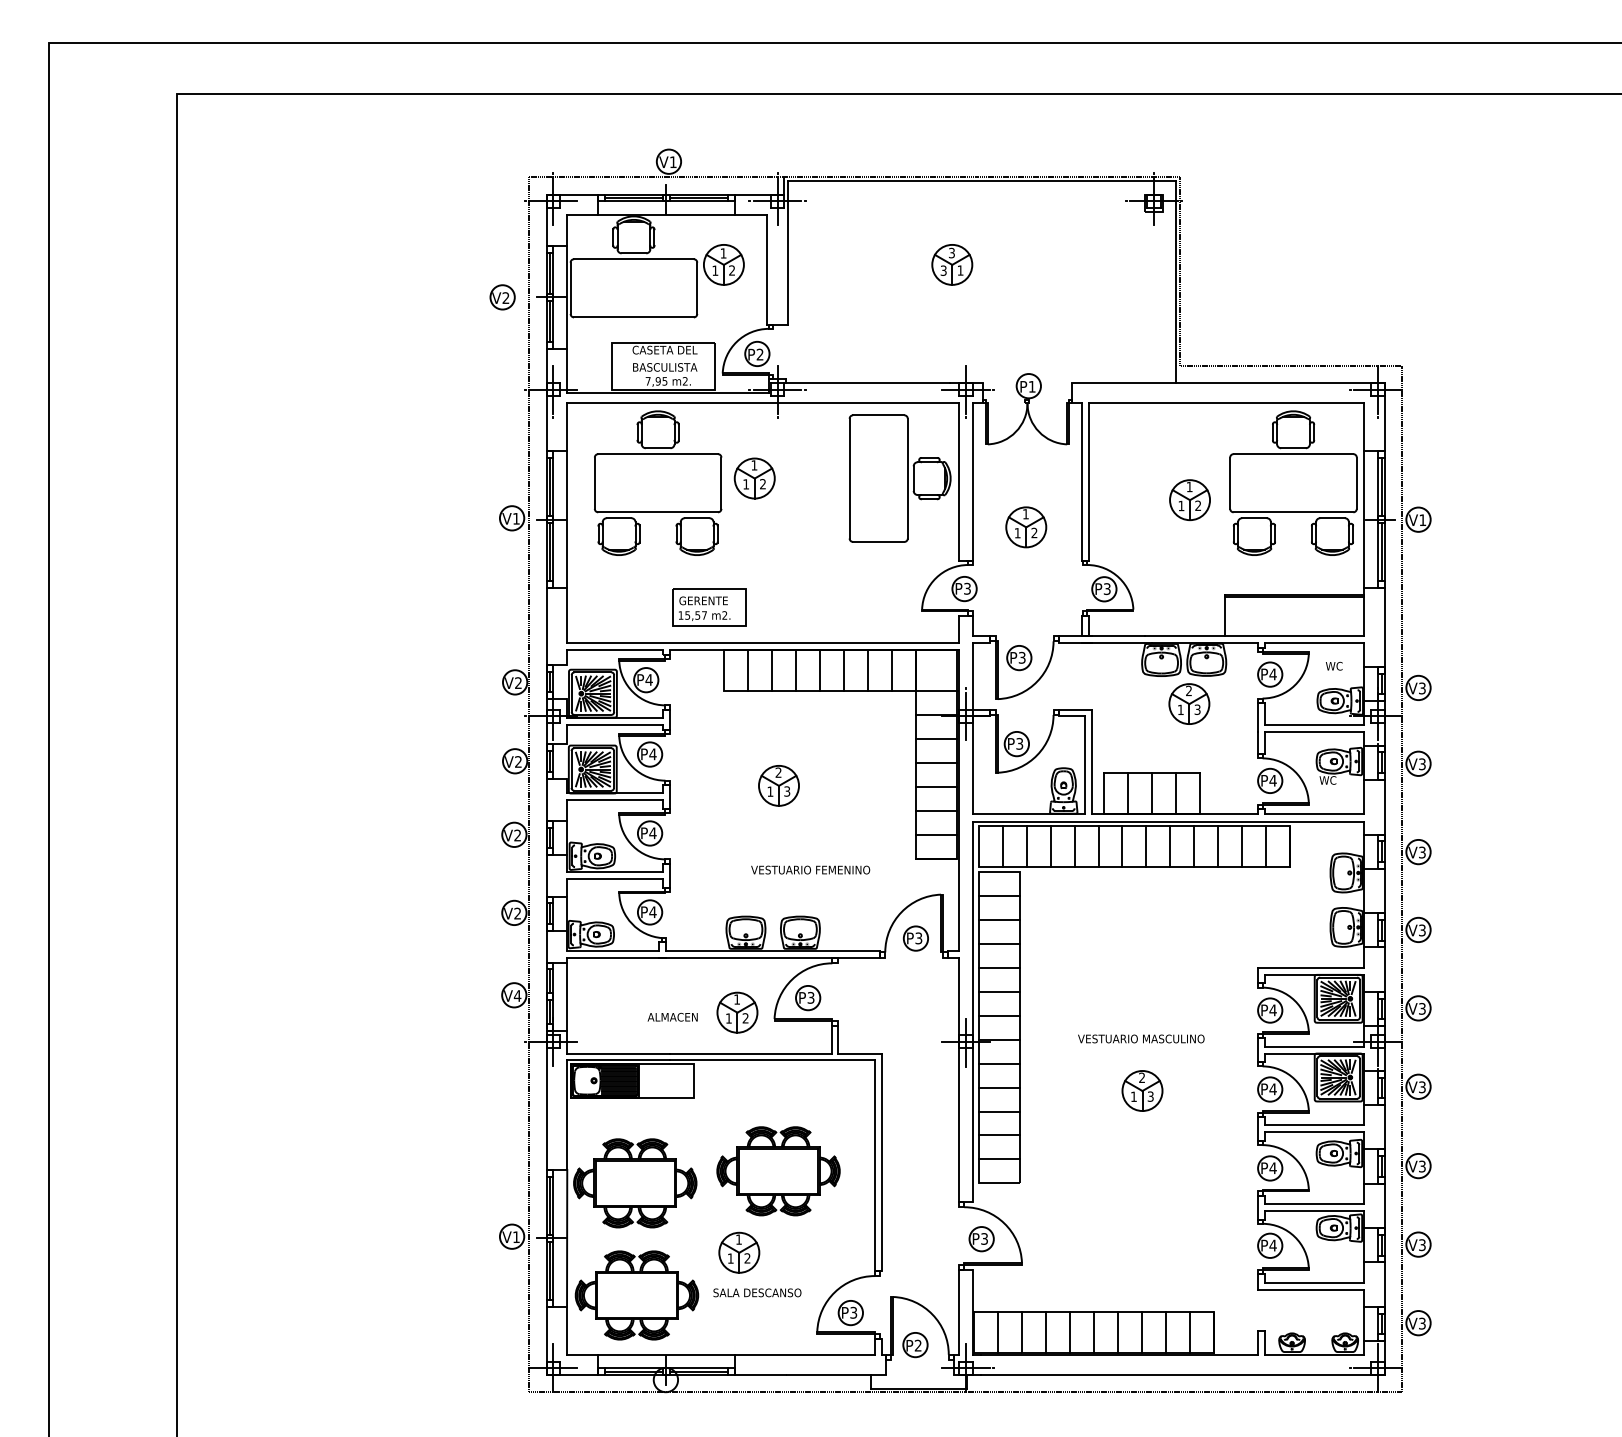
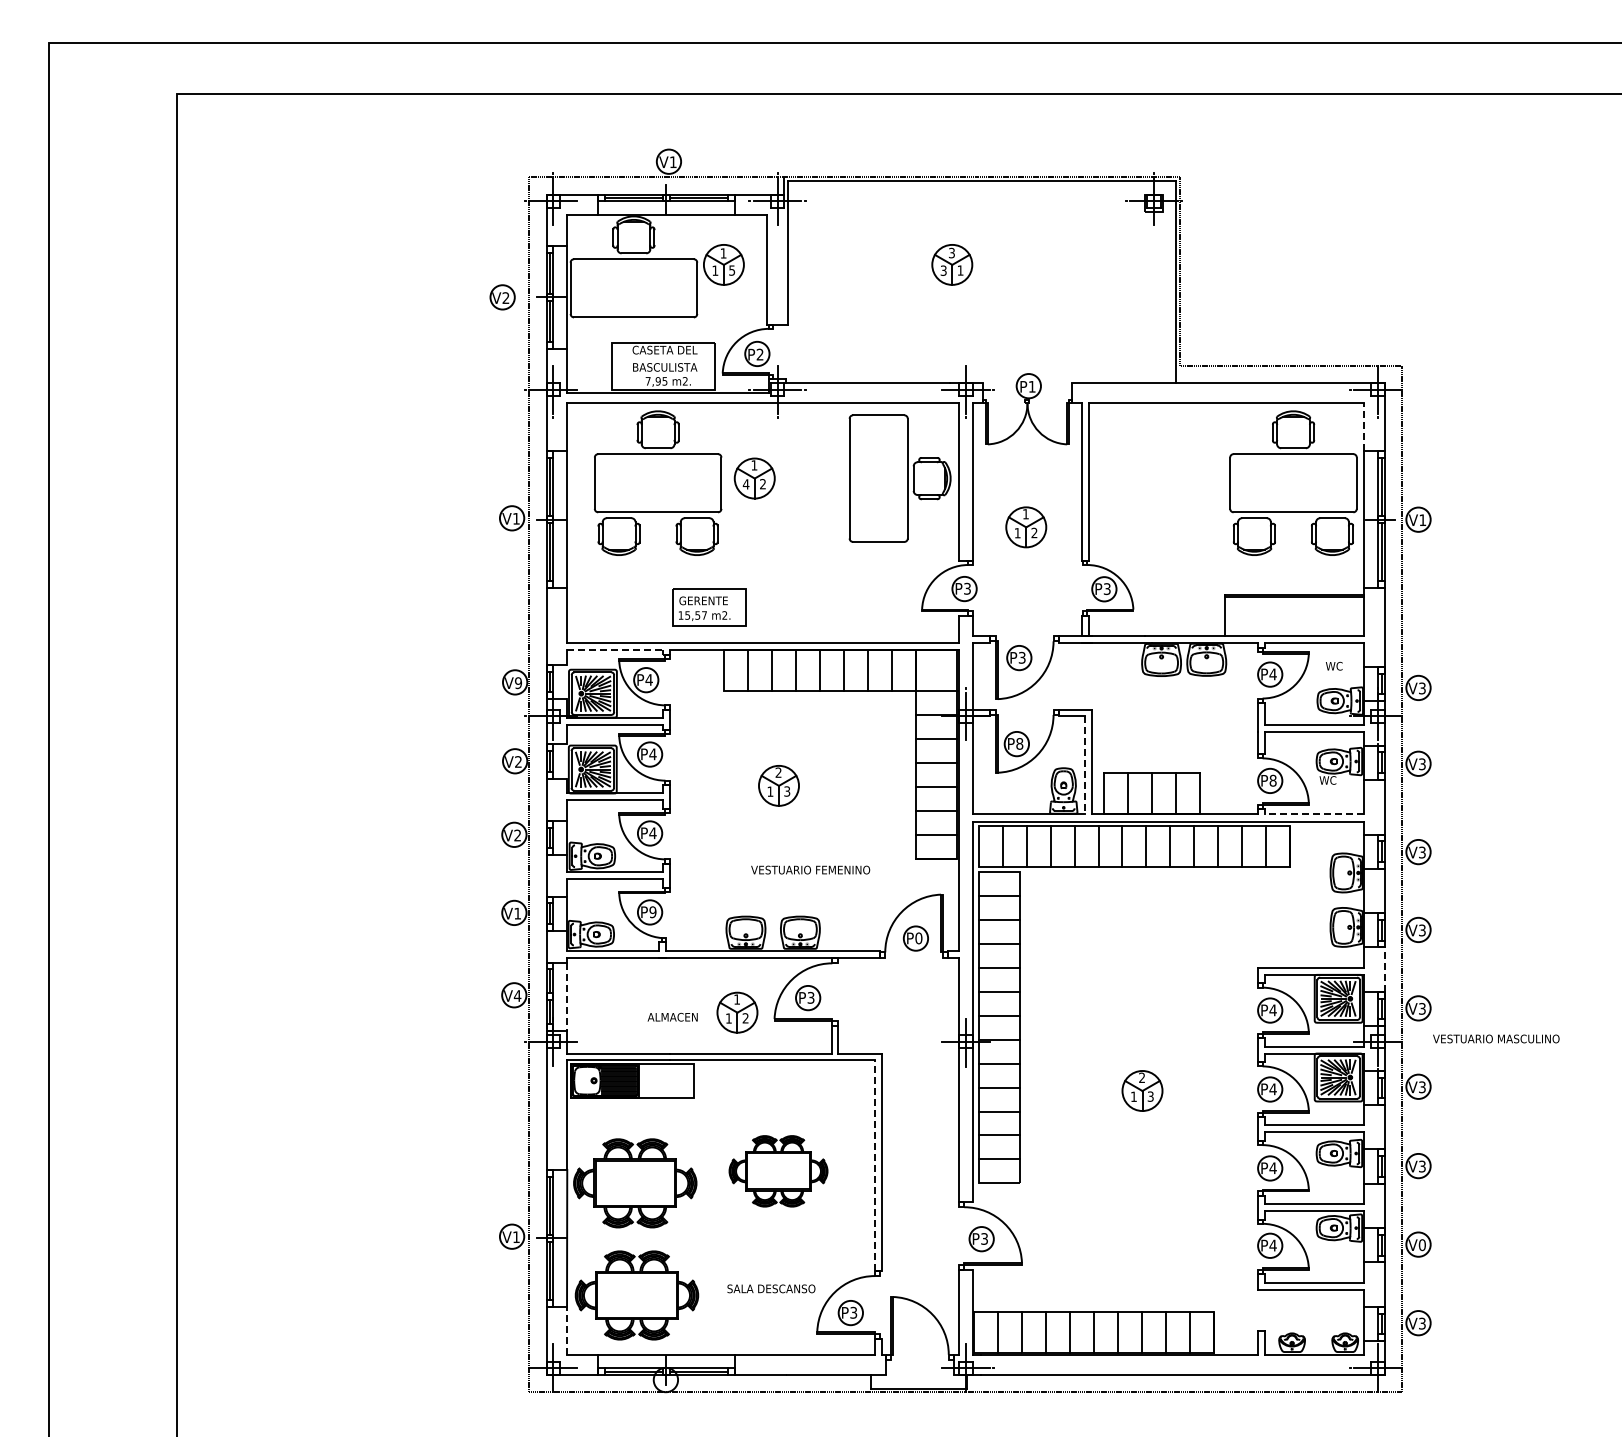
text: 2 -> 5 (732, 270)
line: solid -> dashed (1364, 427)
text: 1 -> 4 (745, 484)
part: present -> none (1189, 500)
line: solid -> dashed (614, 649)
text: V2 -> V9 (518, 683)
part: present -> none (1189, 703)
text: P3 -> P8 (1019, 743)
line: solid -> dashed (1084, 765)
text: P4 -> P8 (1272, 780)
line: solid -> dashed (1314, 814)
text: P4 -> P9 (652, 912)
text: V2 -> V1 (517, 913)
text: P3 -> P0 (918, 938)
line: solid -> dashed (1384, 969)
line: solid -> dashed (567, 997)
text position: (1141, 1038) -> (1496, 1038) (1496, 1038)
line: solid -> dashed (875, 1165)
part size: 125x91 px -> 101x73 px (778, 1171)
text: V3 -> V0 (1421, 1245)
part: present -> none (739, 1252)
text position: (757, 1292) -> (771, 1288) (771, 1288)
line: solid -> dashed (567, 1330)
part: present -> none (915, 1345)
